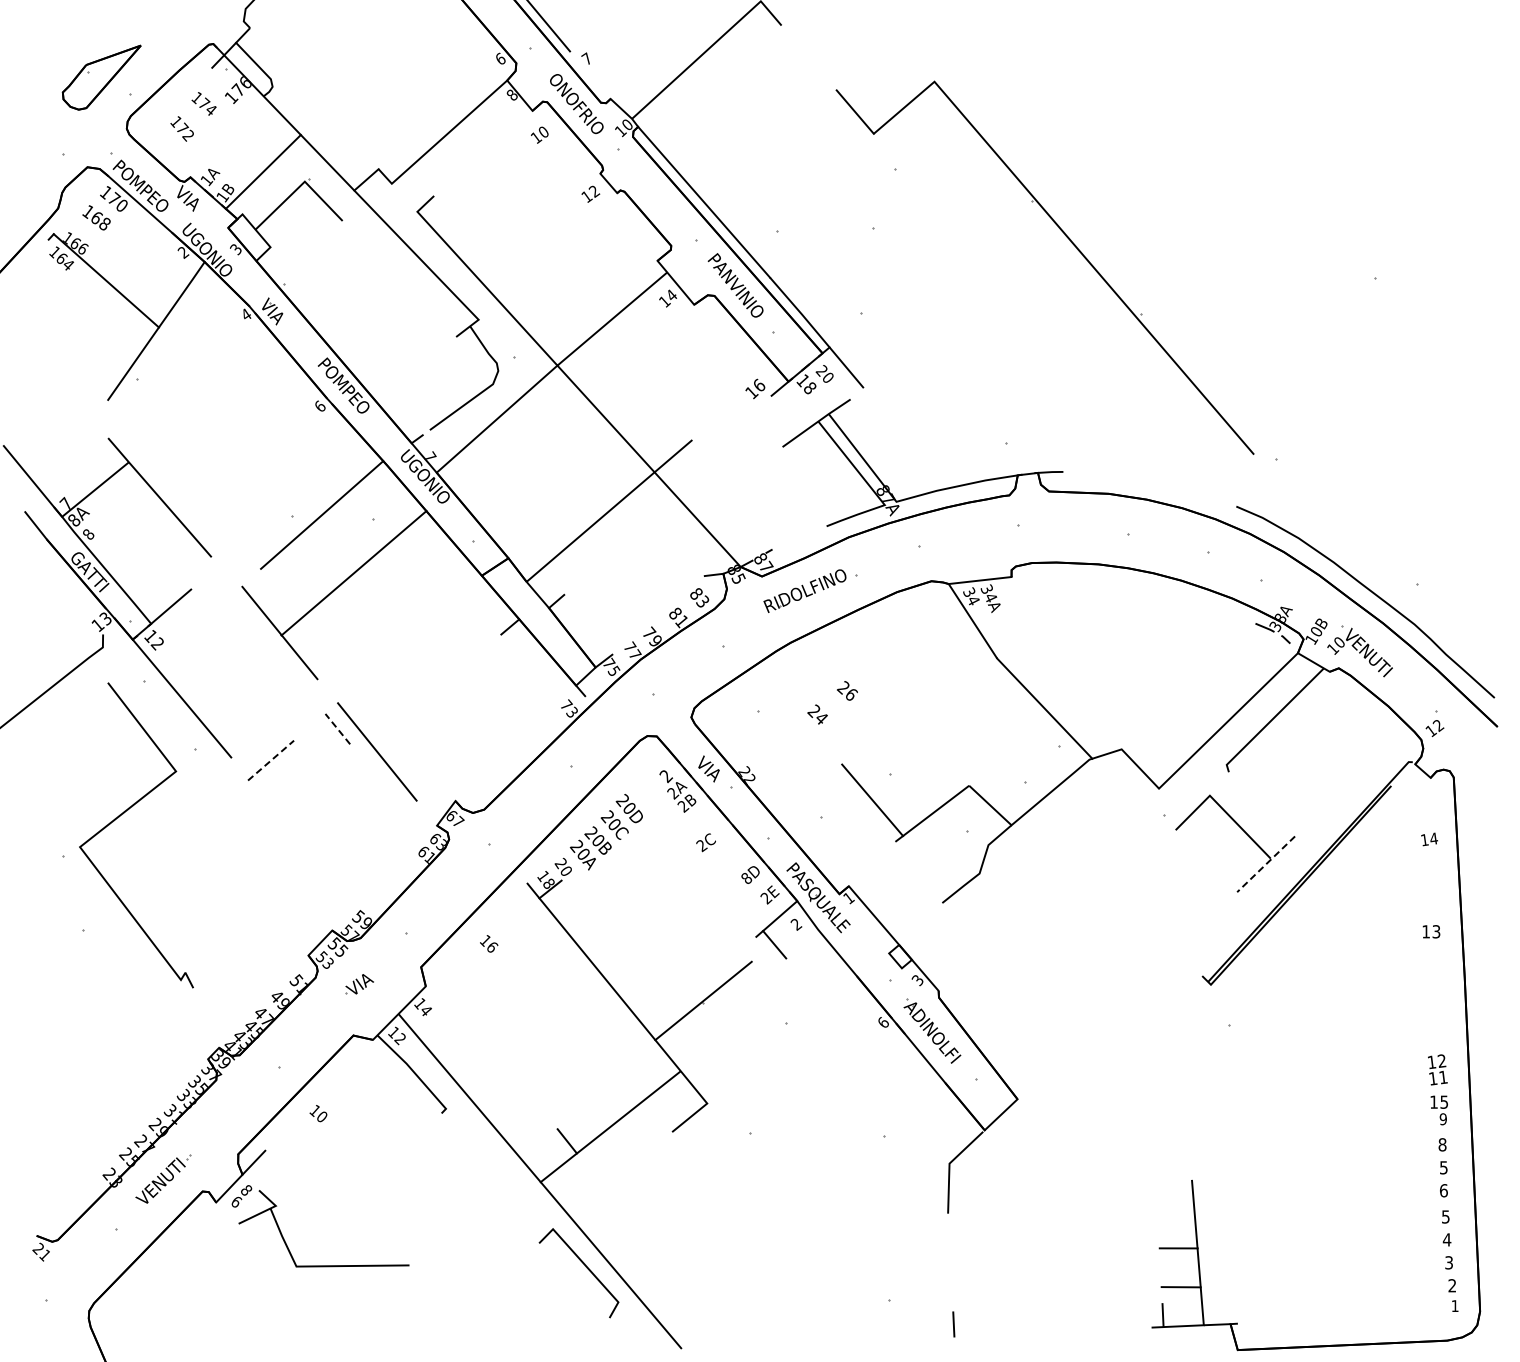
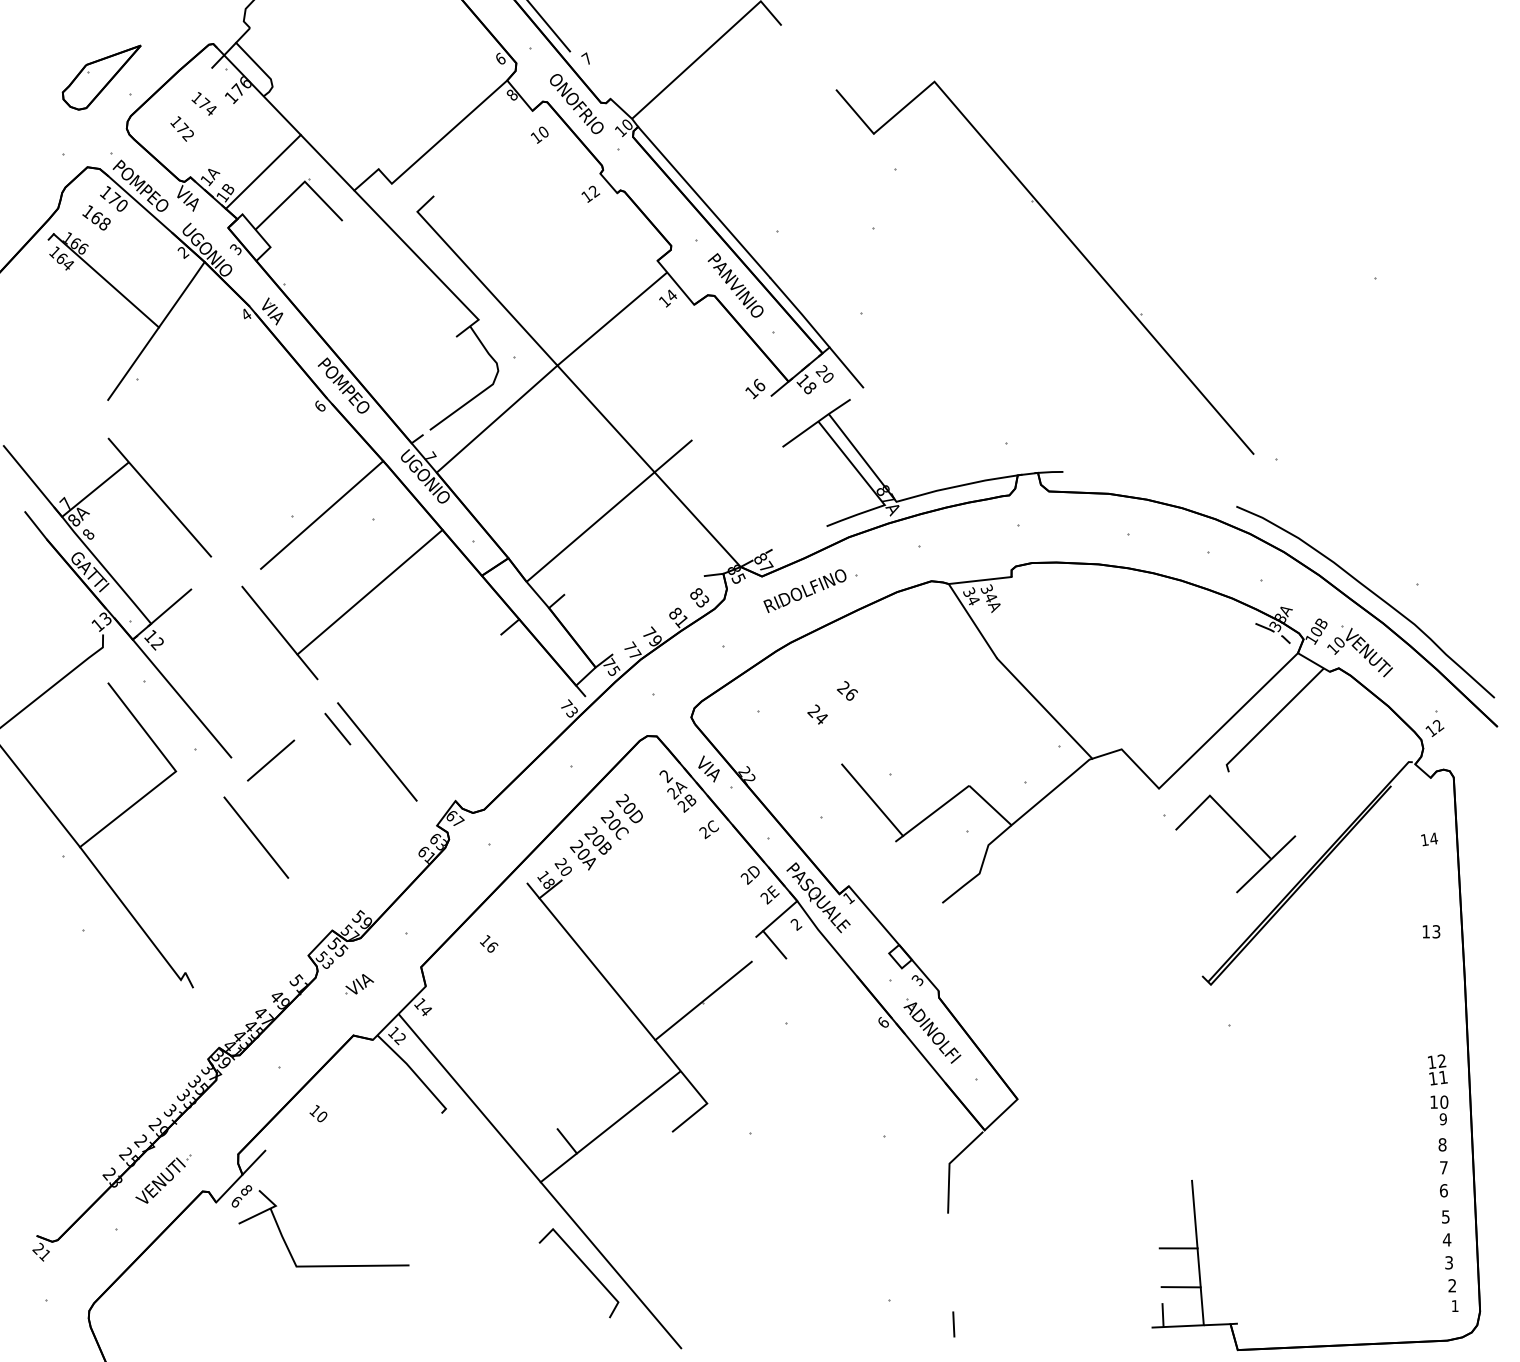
line position: (353, 573) -> (369, 592) (369, 592)
line: dashed -> solid (337, 729)
line: dashed -> solid (271, 760)
line: none -> present (41, 797)
line: none -> present (256, 837)
text position: (705, 842) -> (708, 829) (708, 829)
line: dashed -> solid (1265, 864)
text: 8D -> 2D (746, 878)
text: 15 -> 10 (1444, 1101)
text: 5 -> 7 (1443, 1167)
